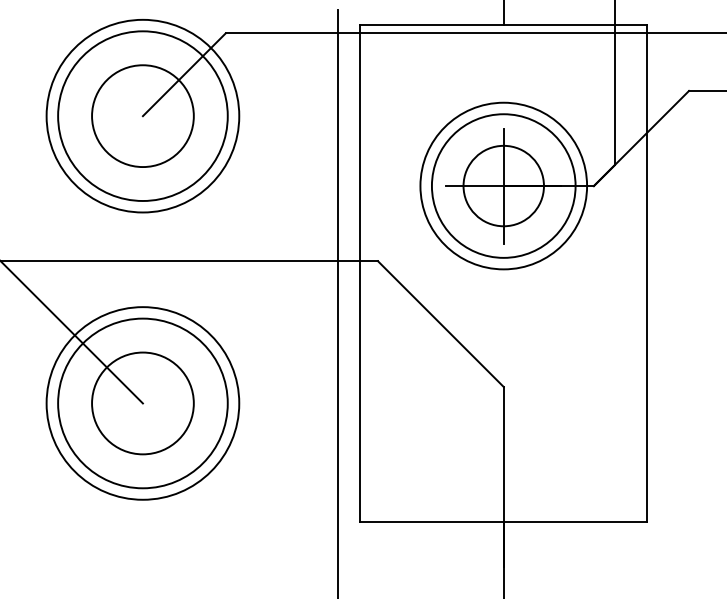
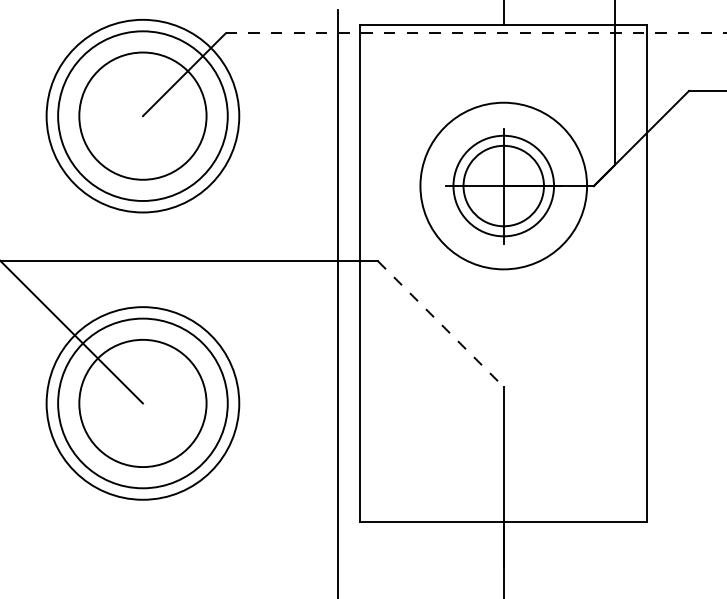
line: solid -> dashed (476, 33)
circle diameter: 102 px -> 127 px (142, 115)
circle diameter: 144 px -> 101 px (503, 185)
line: solid -> dashed (440, 324)
circle diameter: 102 px -> 127 px (142, 403)
